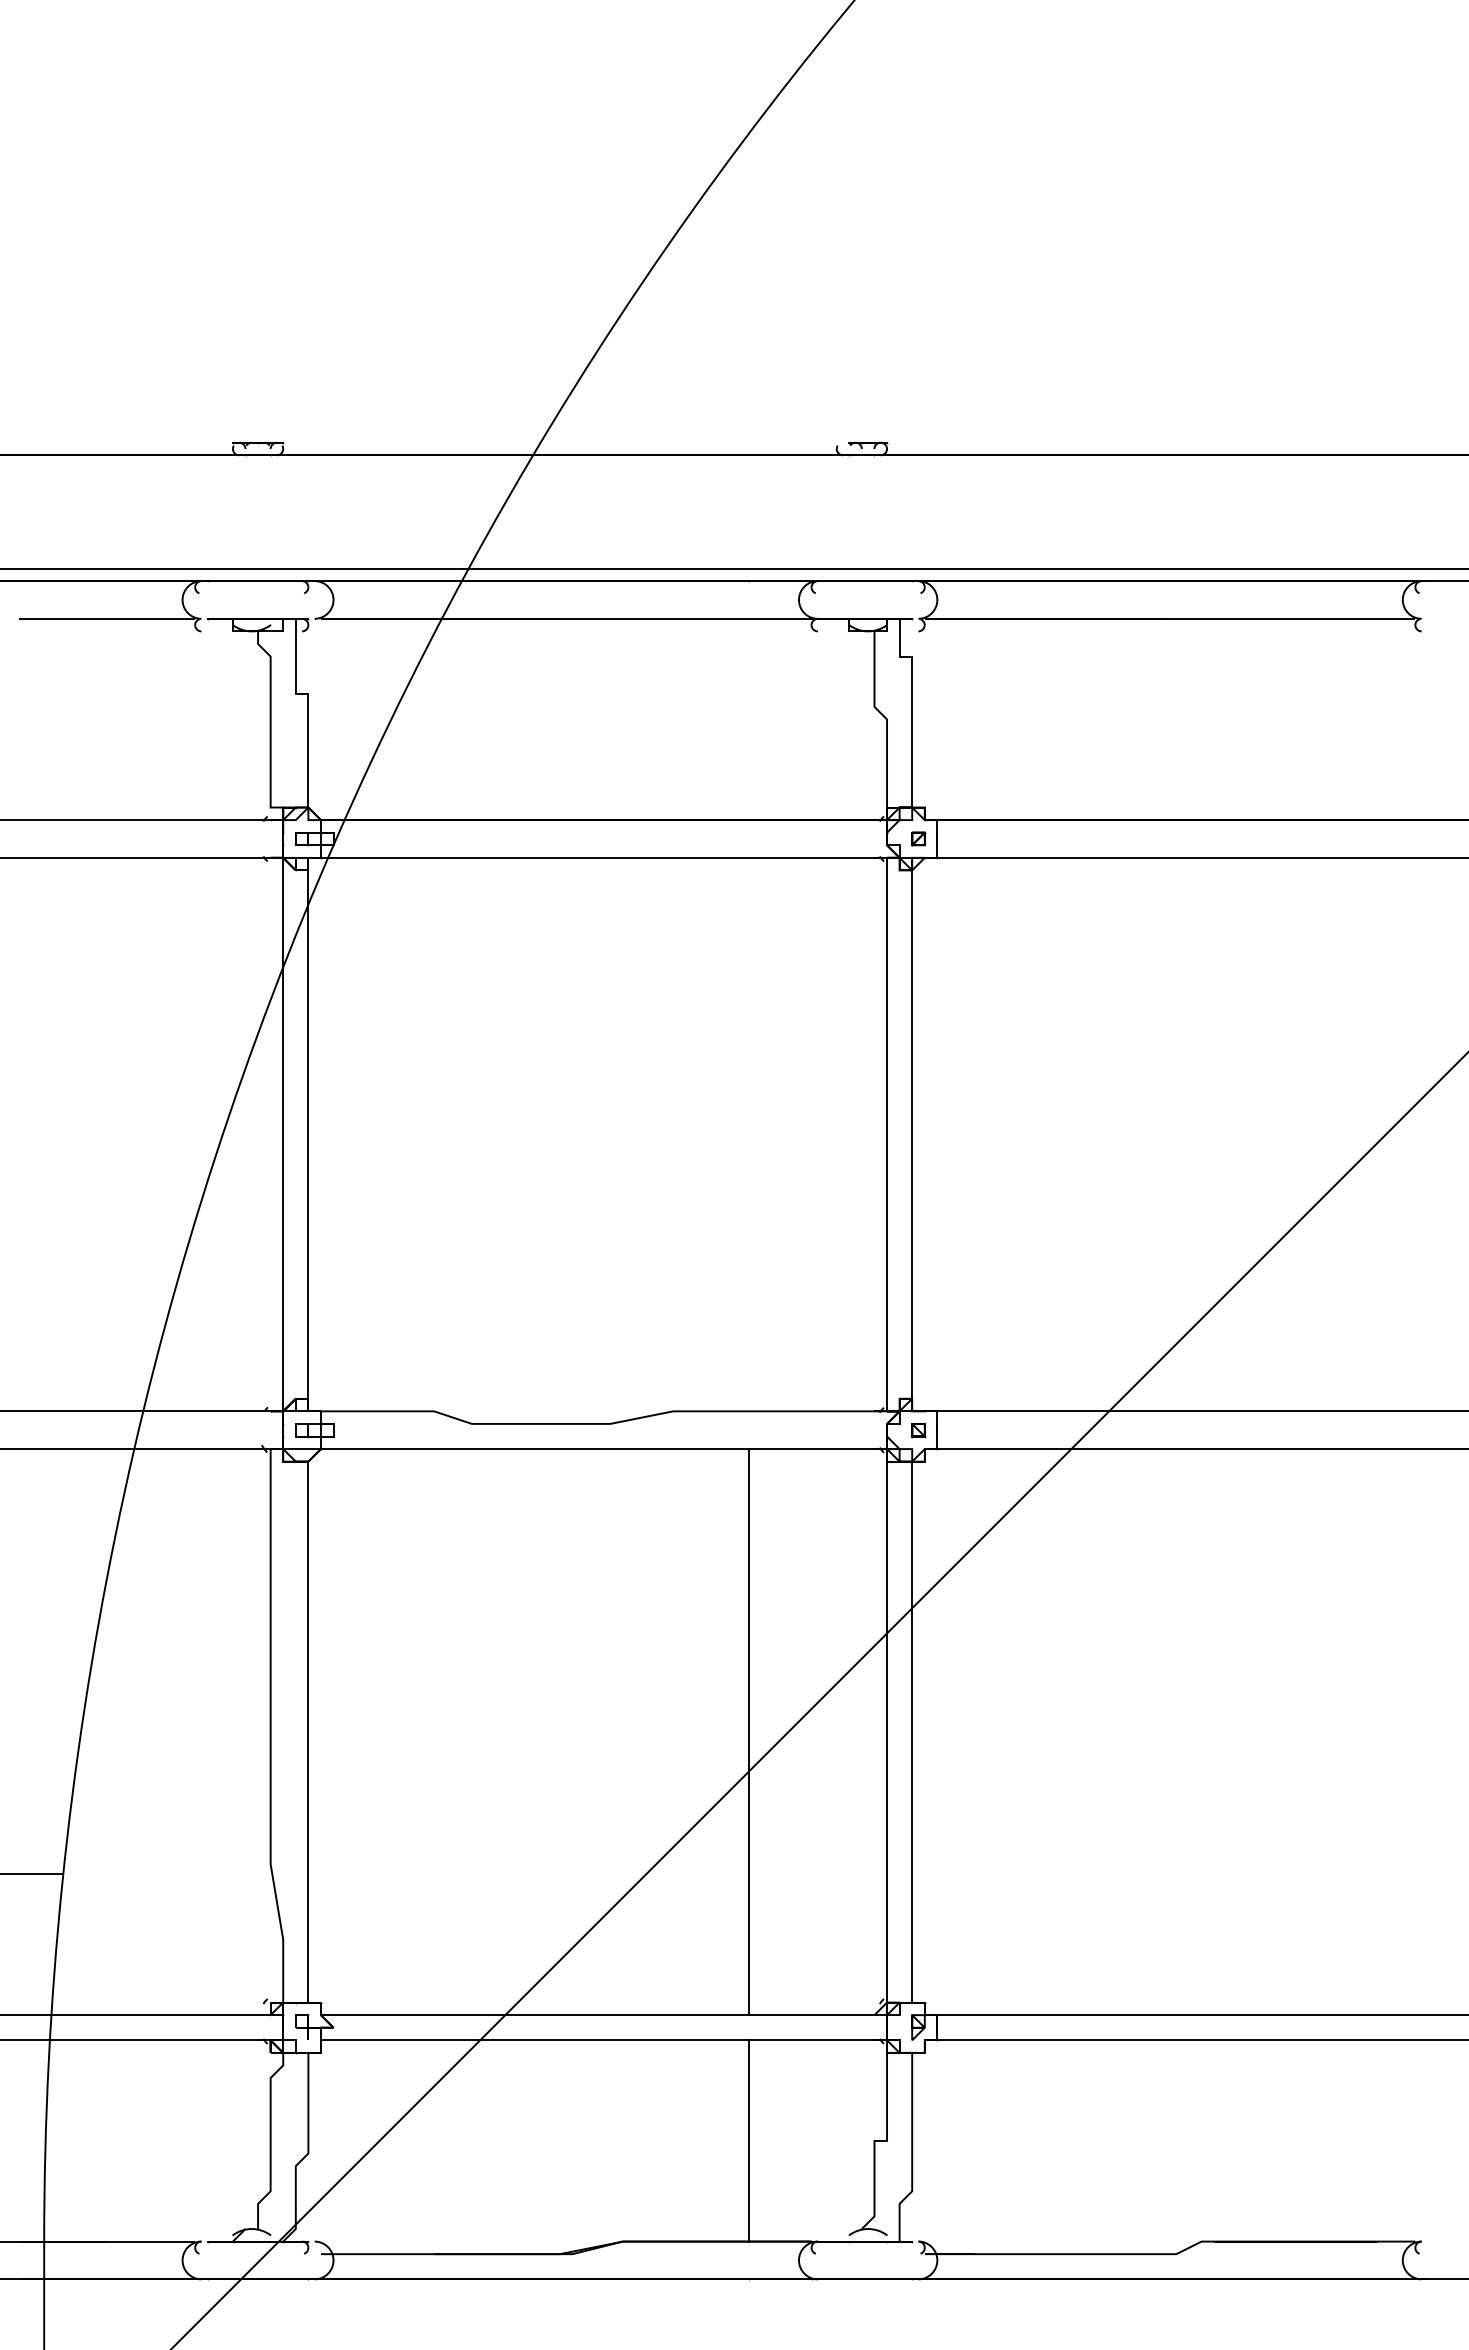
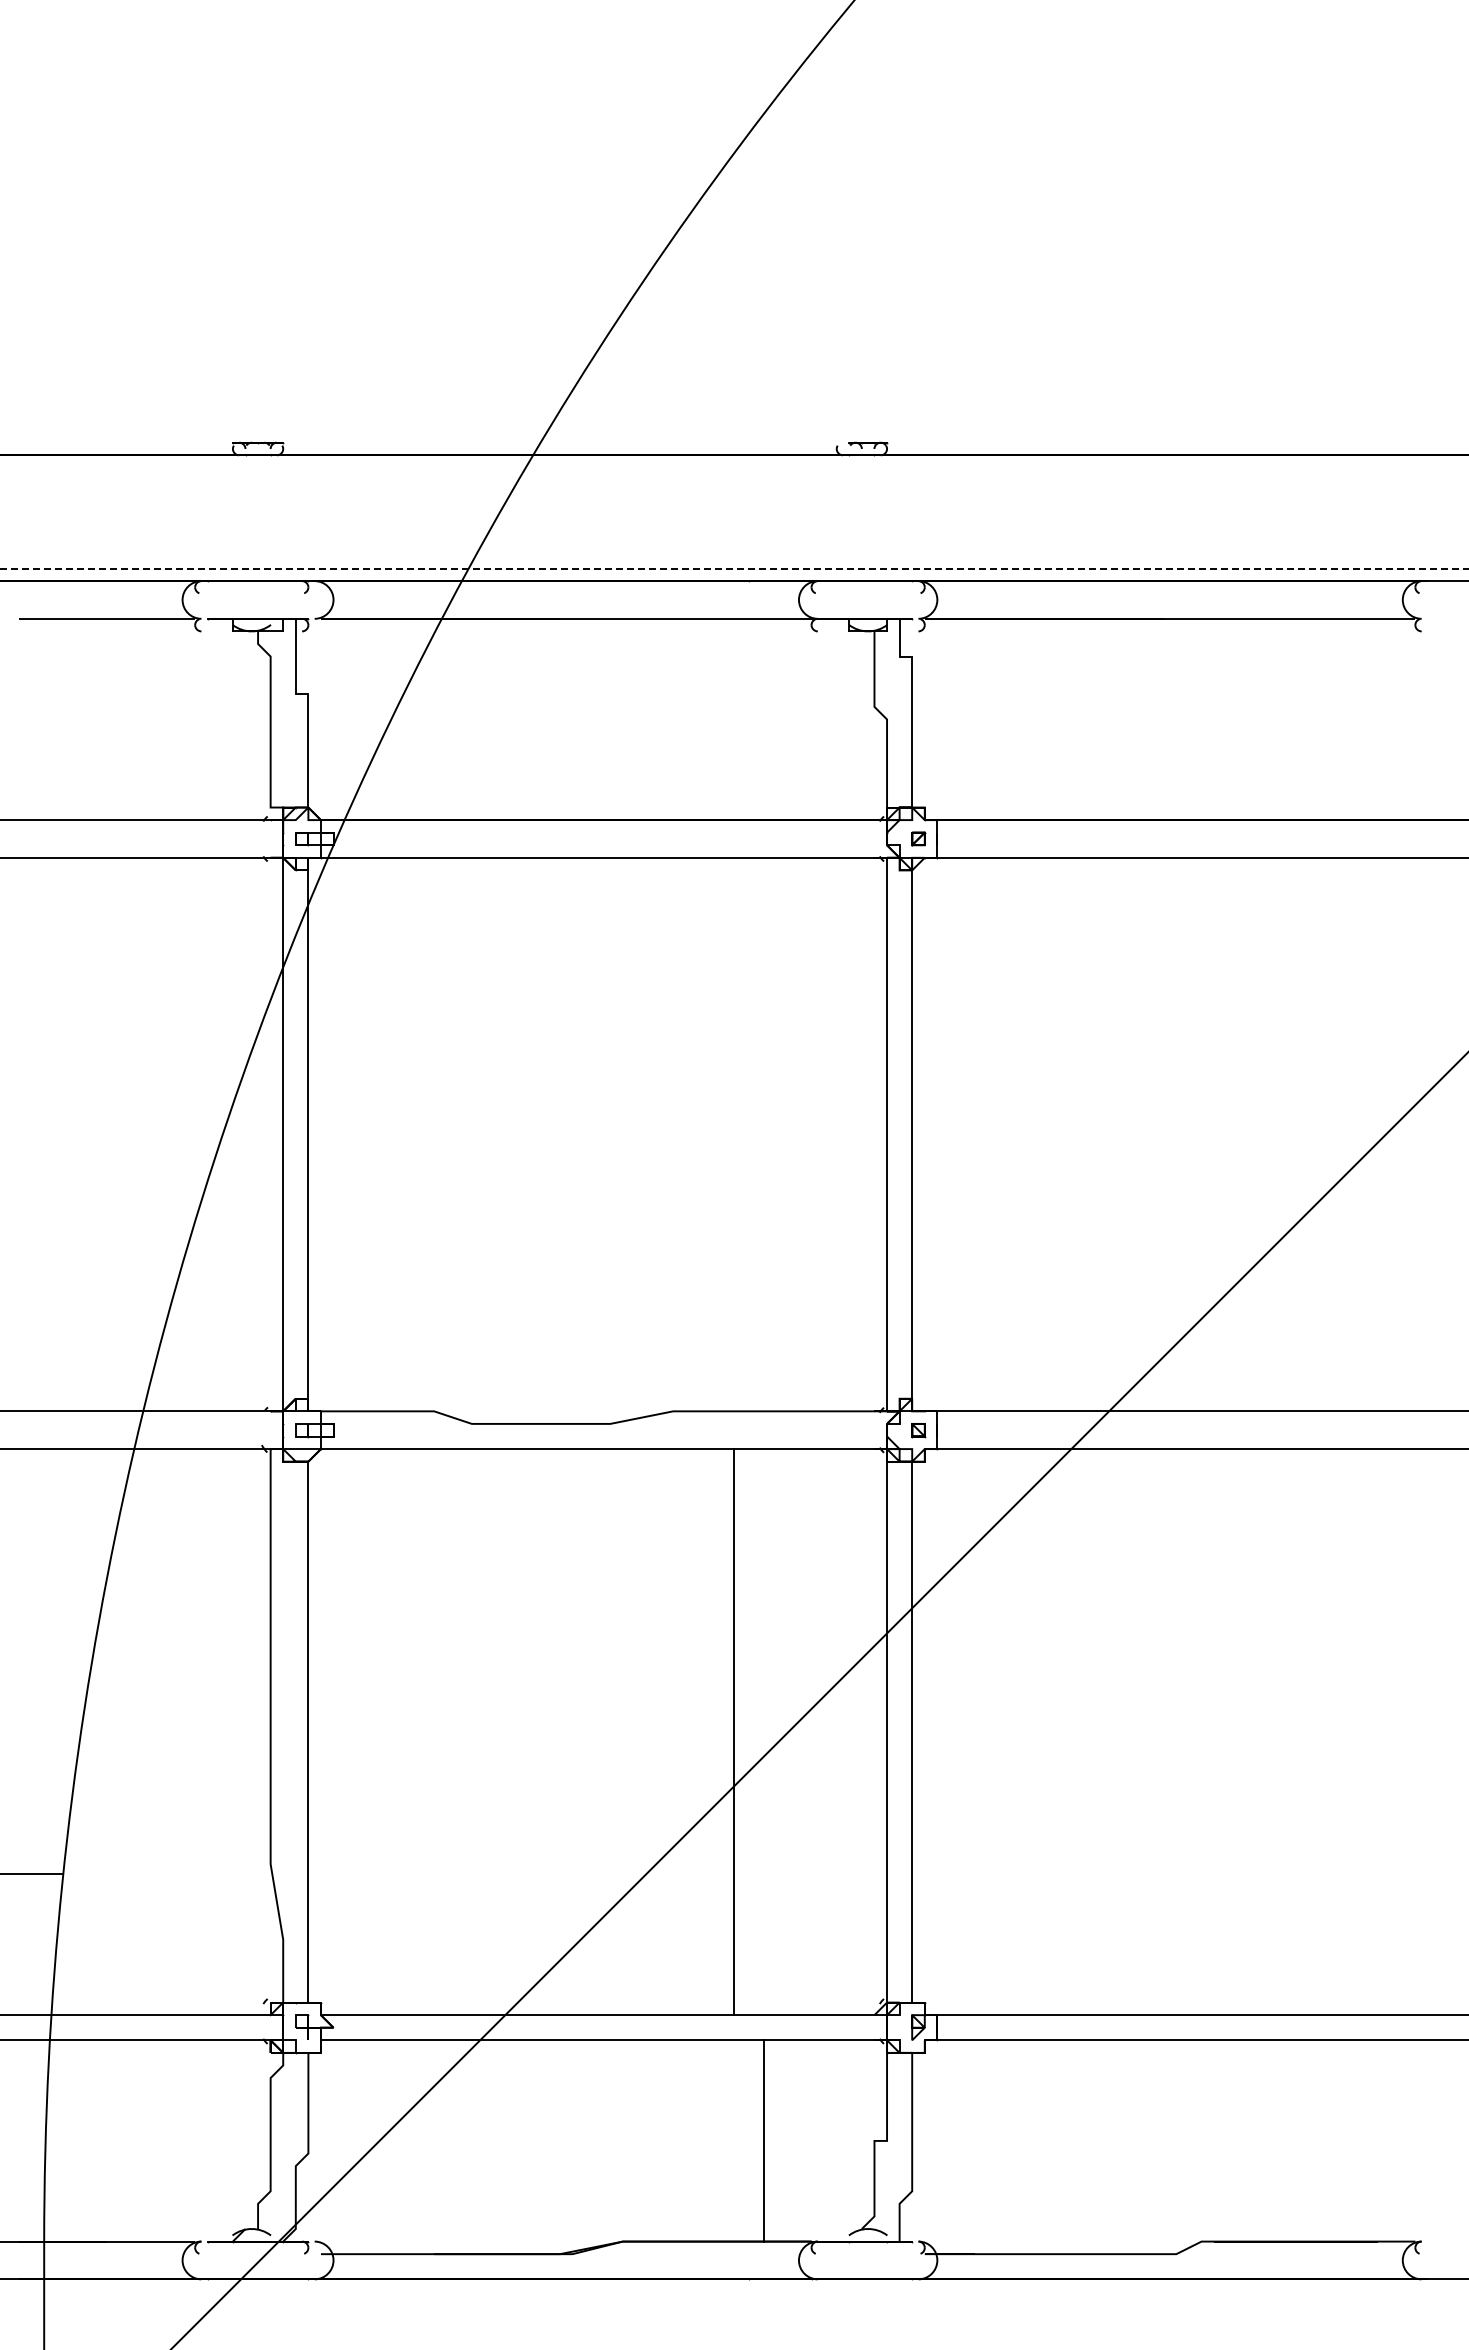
line: solid -> dashed (734, 568)
line position: (748, 1732) -> (733, 1732) (733, 1732)
line position: (748, 2140) -> (763, 2140) (763, 2140)
